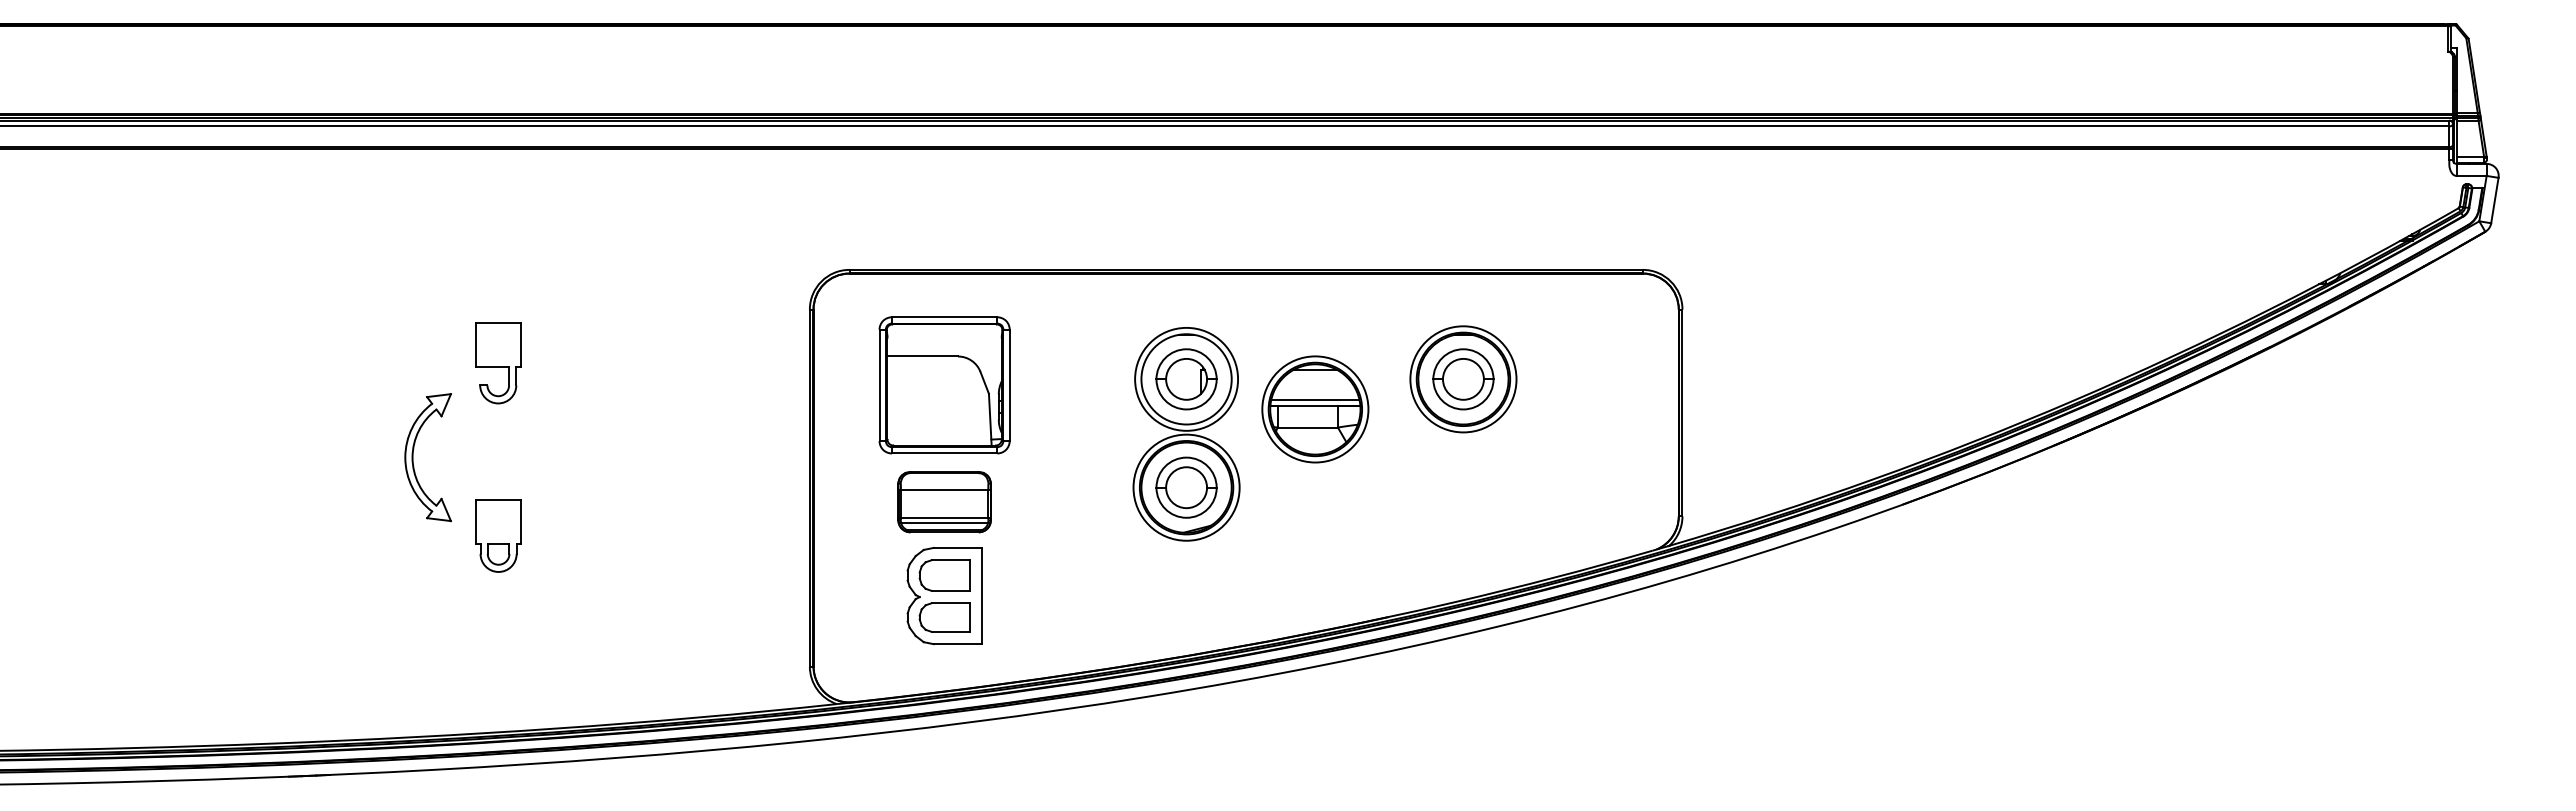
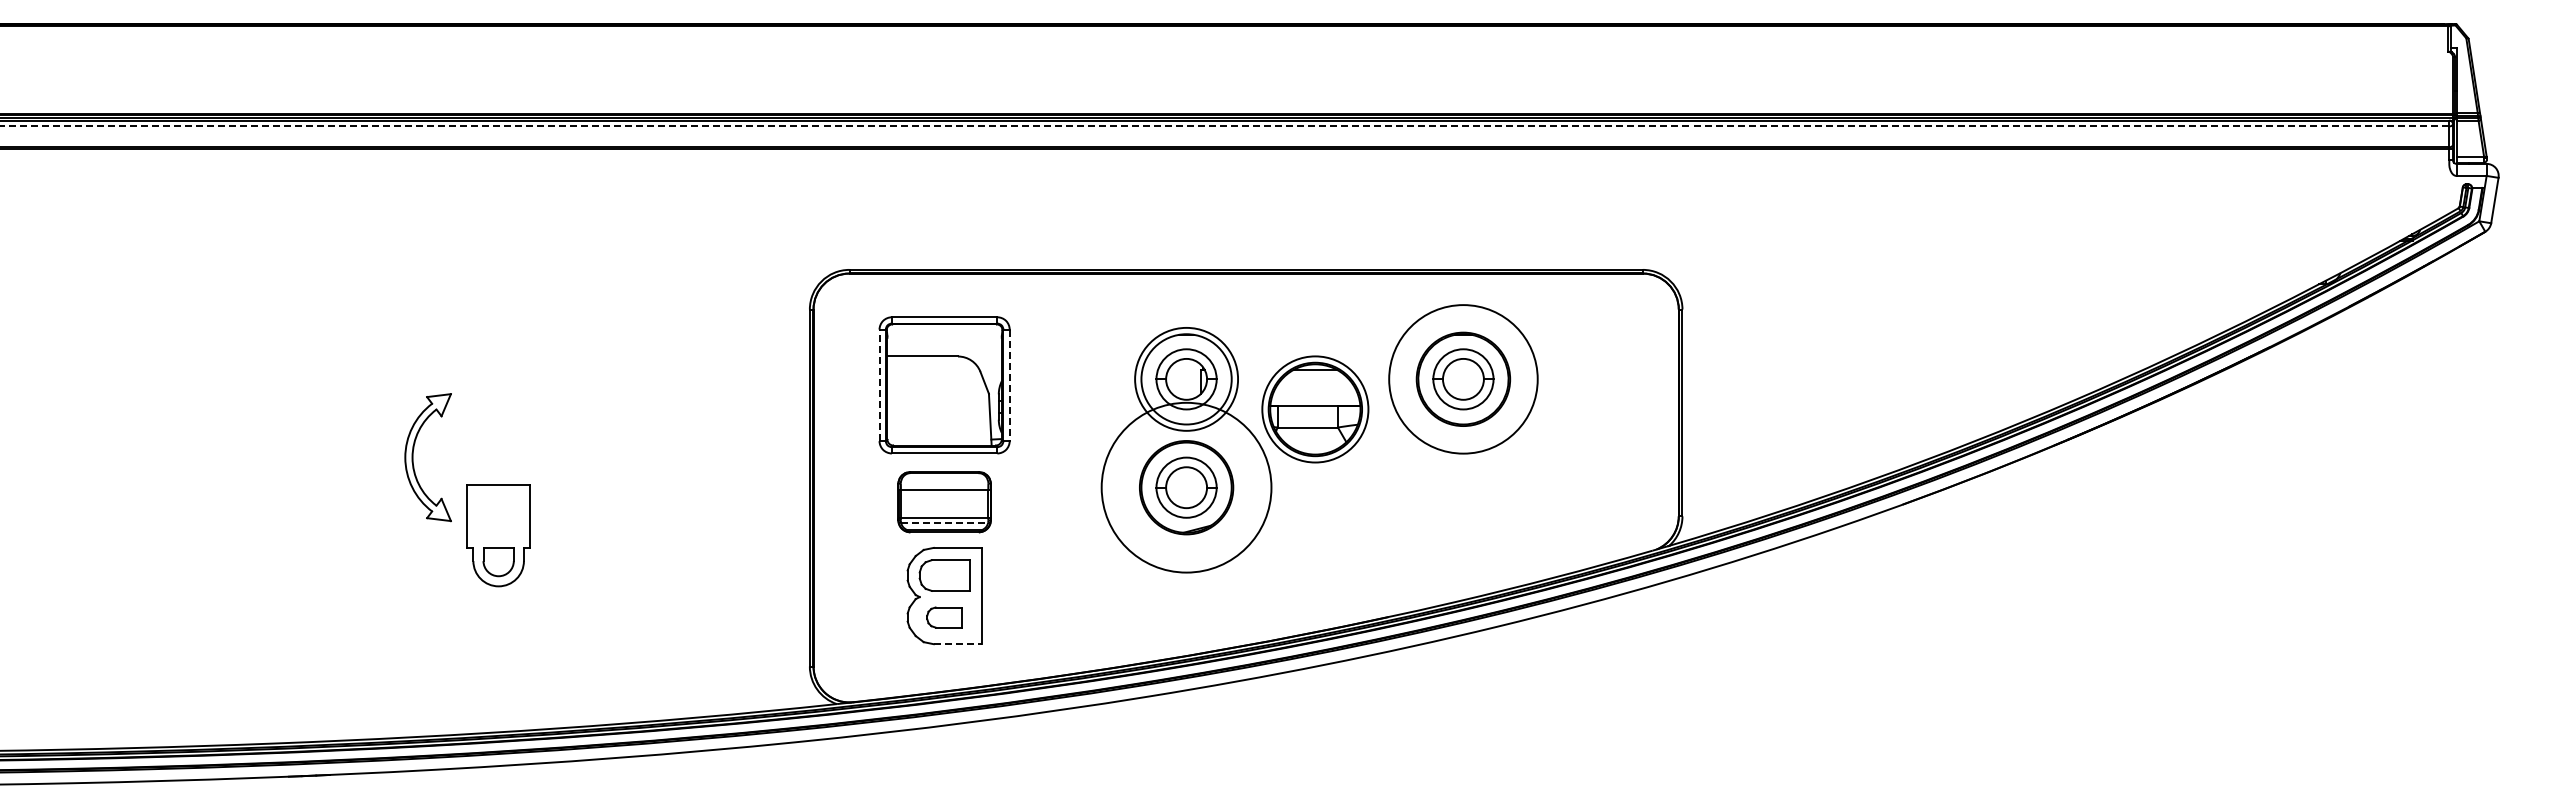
line: solid -> dashed (1224, 126)
part: present -> none (498, 363)
circle diameter: 106 px -> 149 px (1463, 379)
line: solid -> dashed (879, 385)
line: solid -> dashed (1009, 385)
line: present -> none (1315, 399)
circle diameter: 106 px -> 170 px (1186, 487)
line: solid -> dashed (944, 522)
part size: 47x74 px -> 65x104 px (498, 535)
part size: 53x31 px -> 37x23 px (944, 617)
line: solid -> dashed (958, 644)
